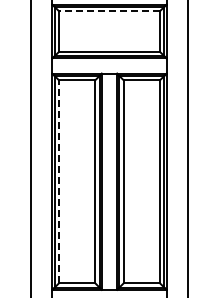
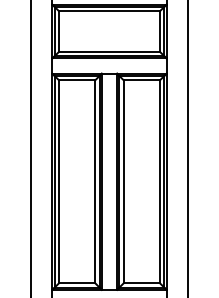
line: dashed -> solid (109, 11)
line: dashed -> solid (59, 181)
